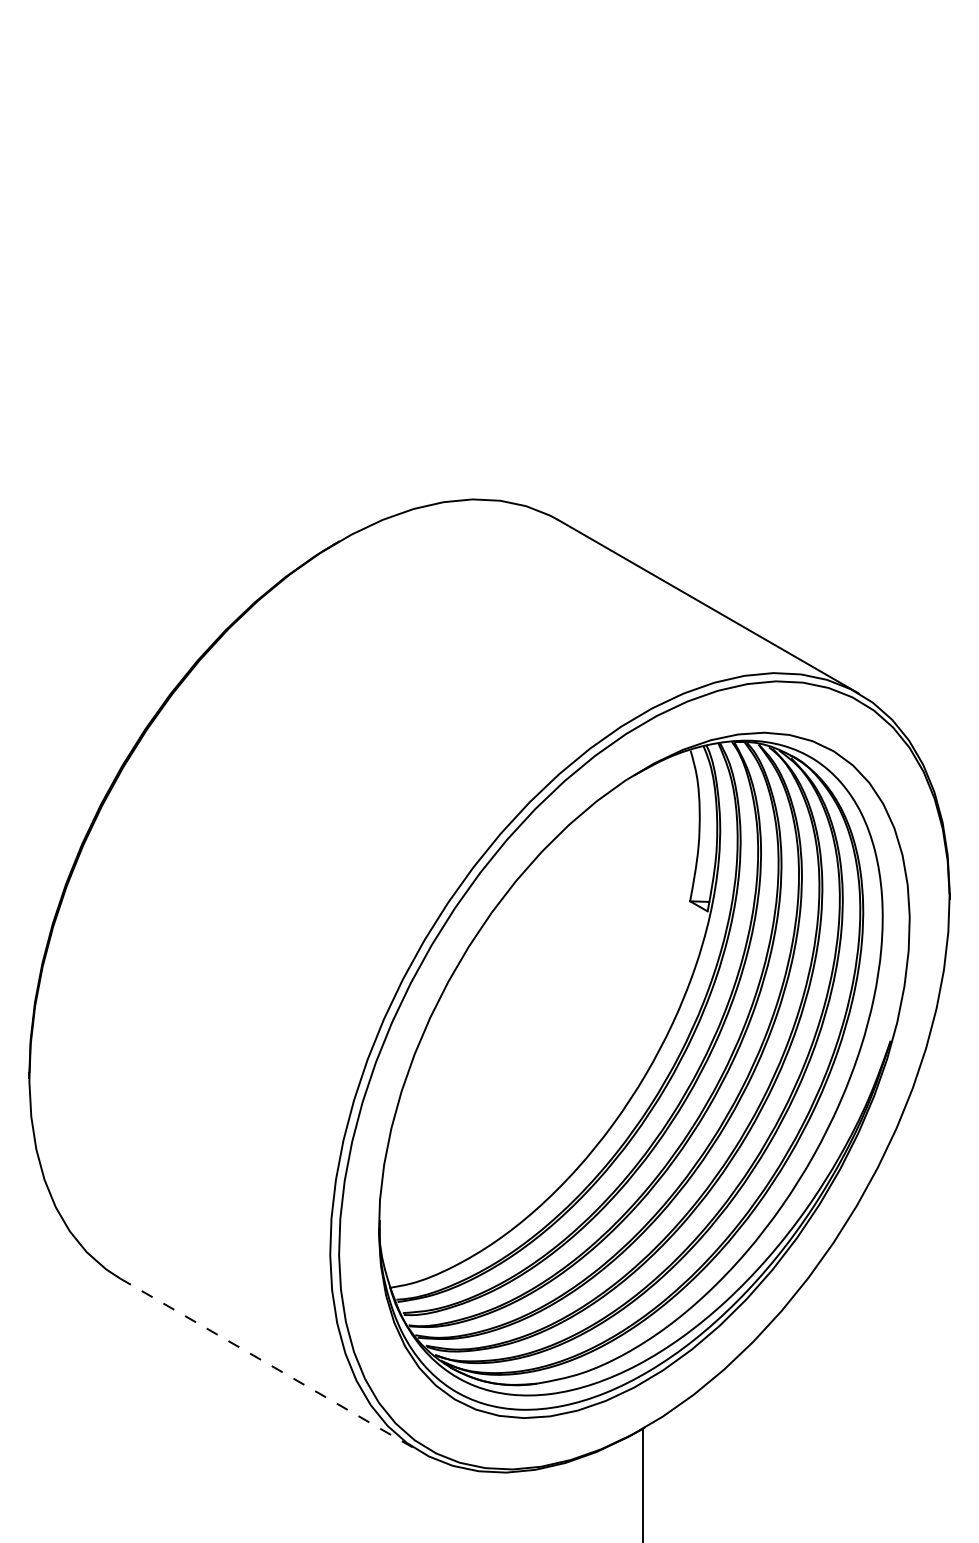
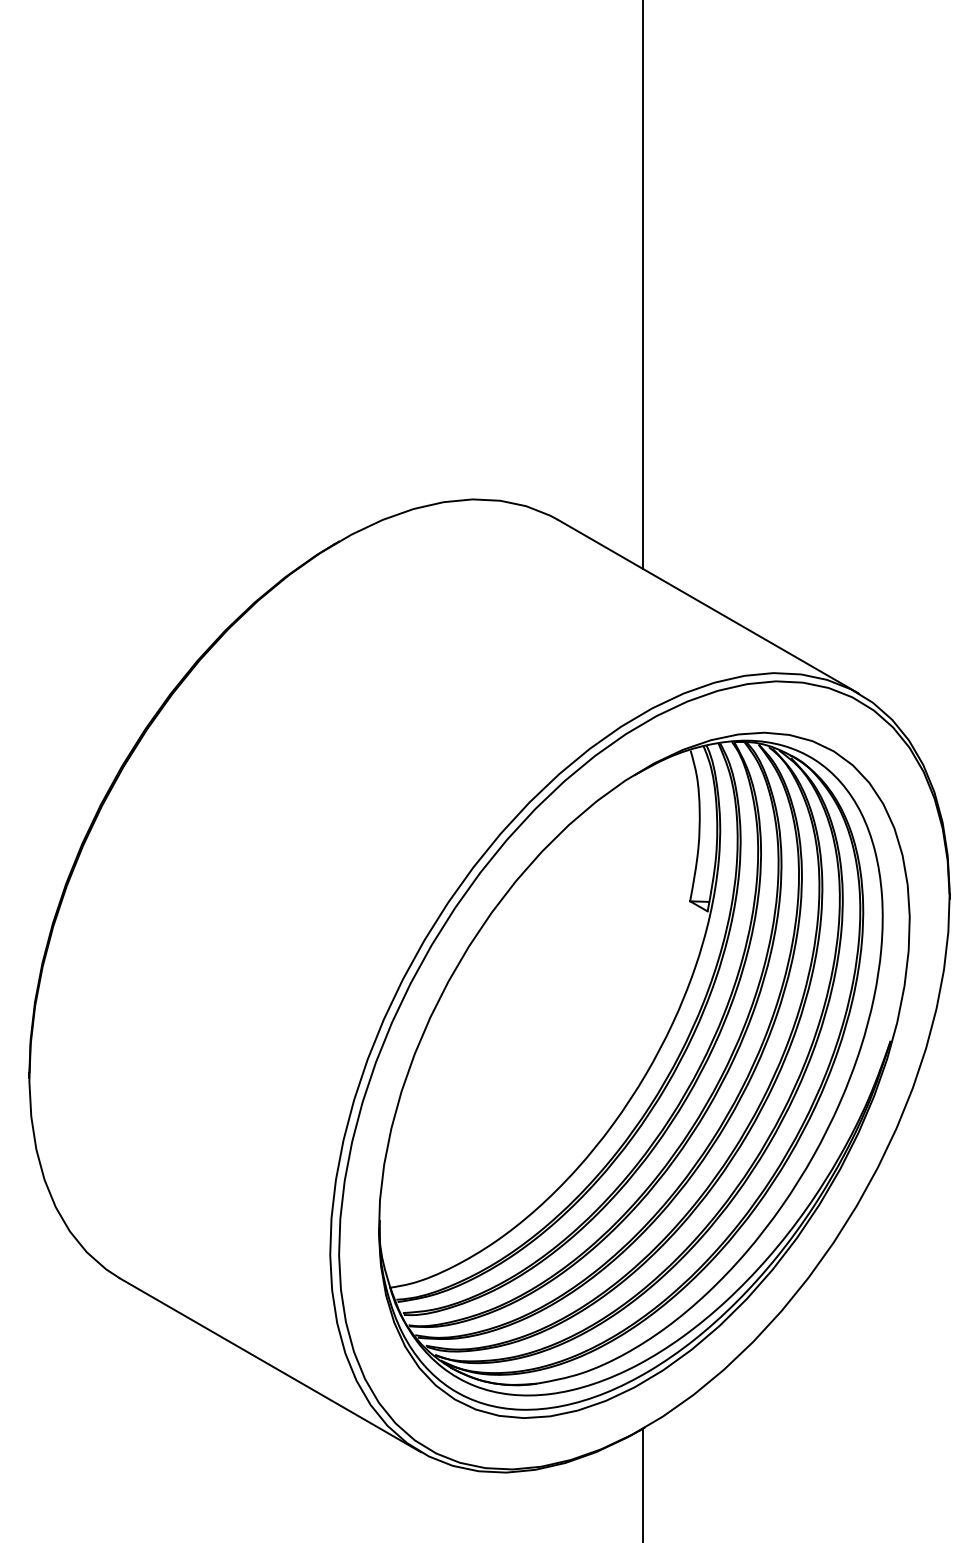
line: none -> present (643, 285)
line: dashed -> solid (270, 1365)
